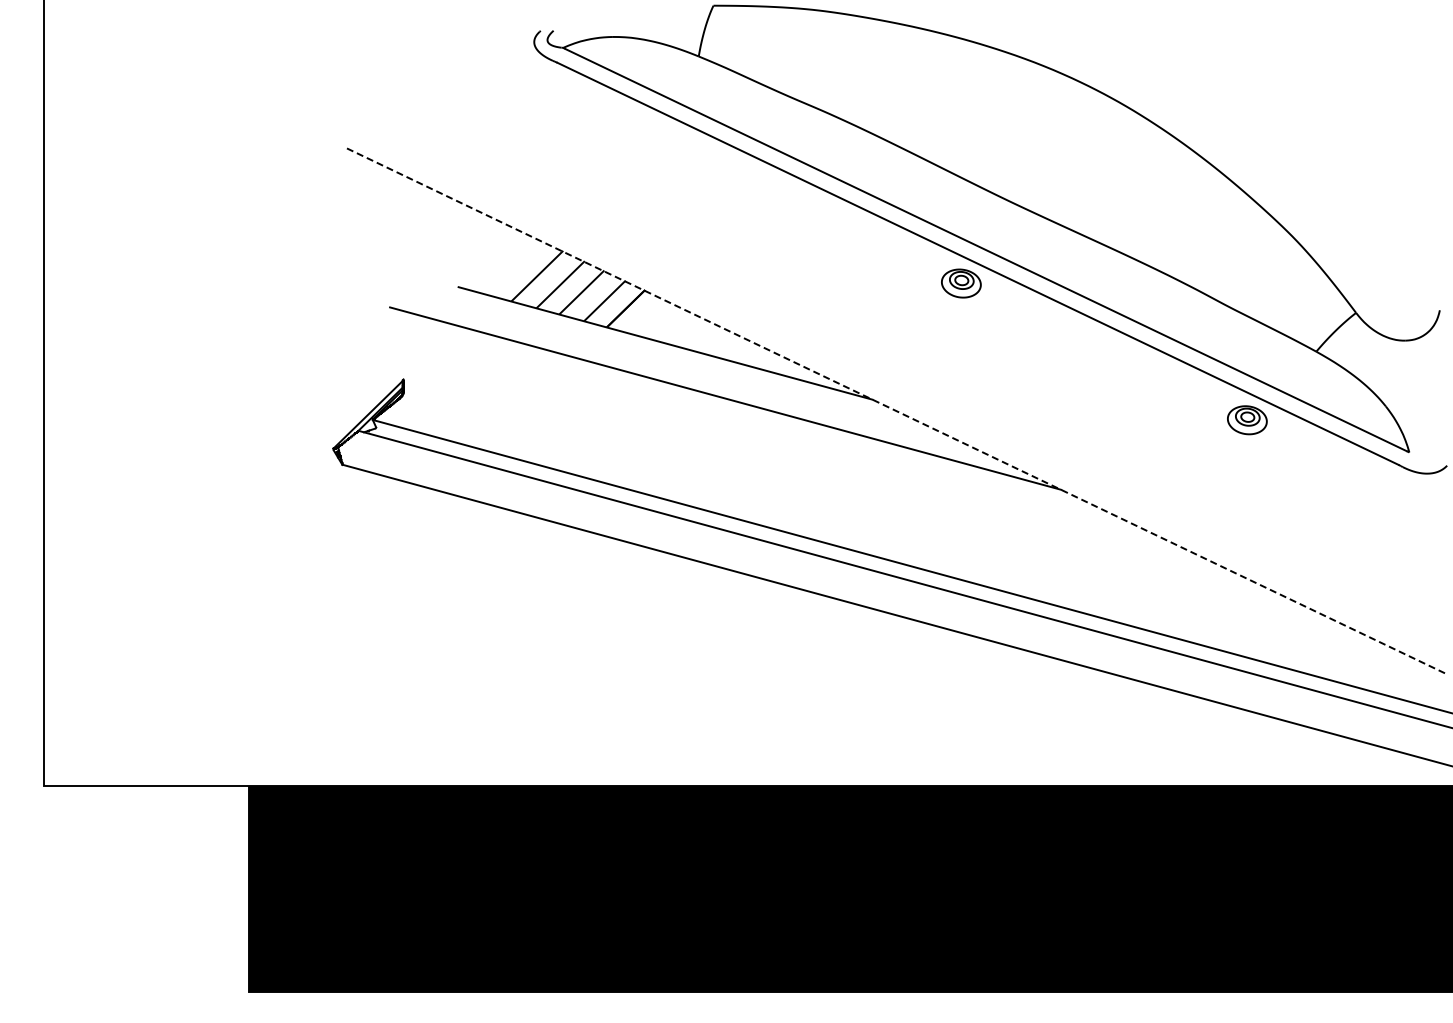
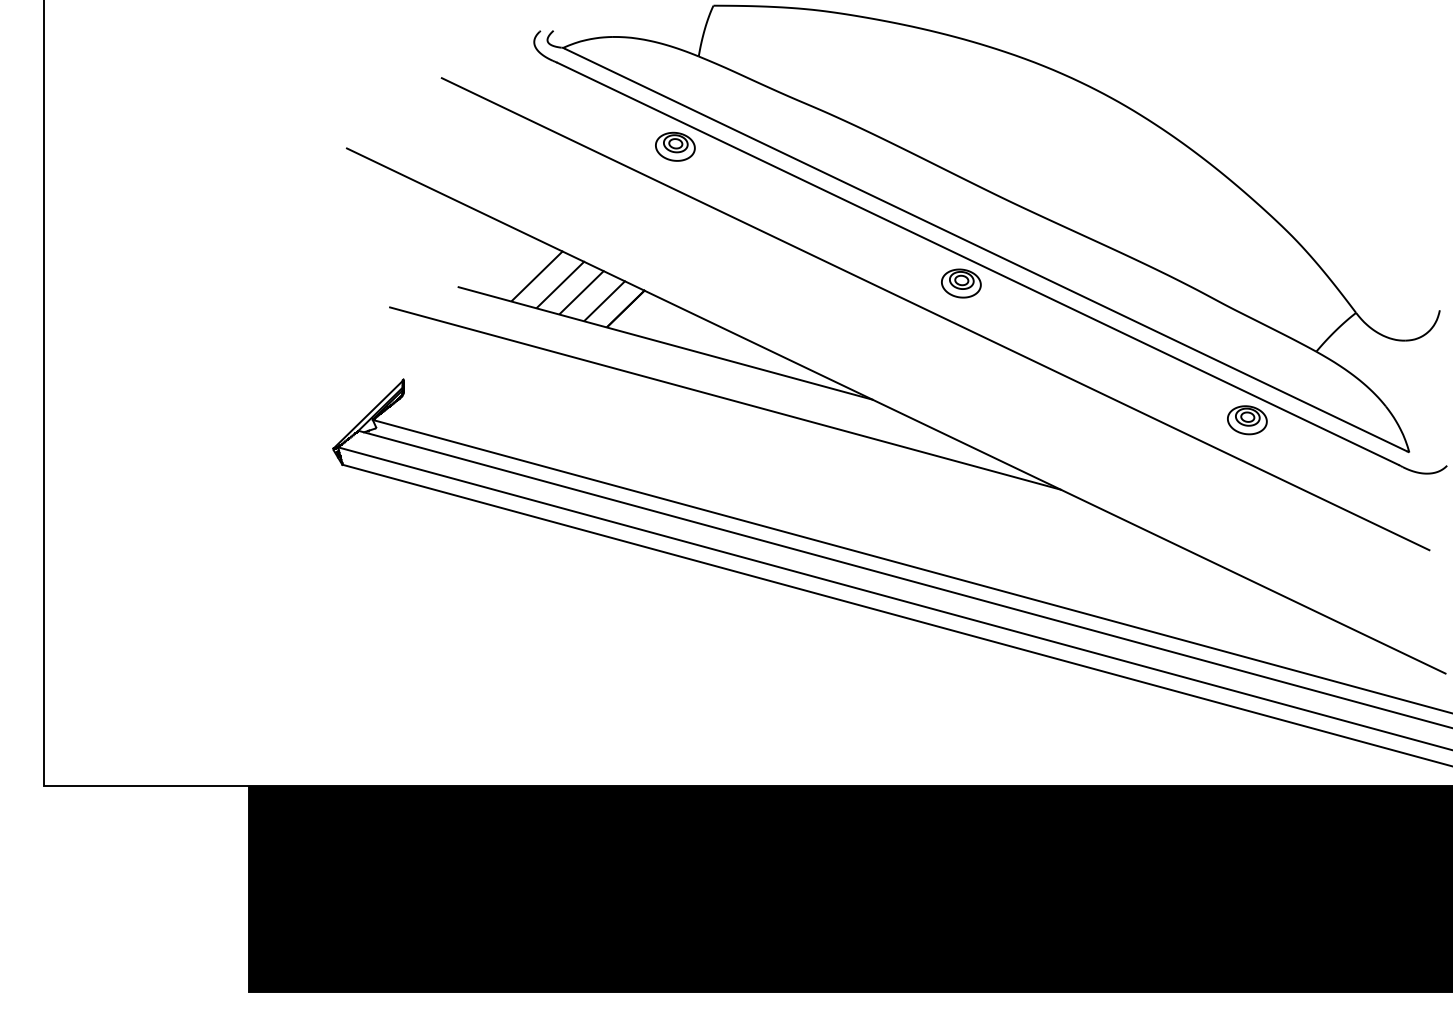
part: none -> present (675, 146)
line: none -> present (935, 314)
line: dashed -> solid (896, 411)
line: none -> present (893, 598)
